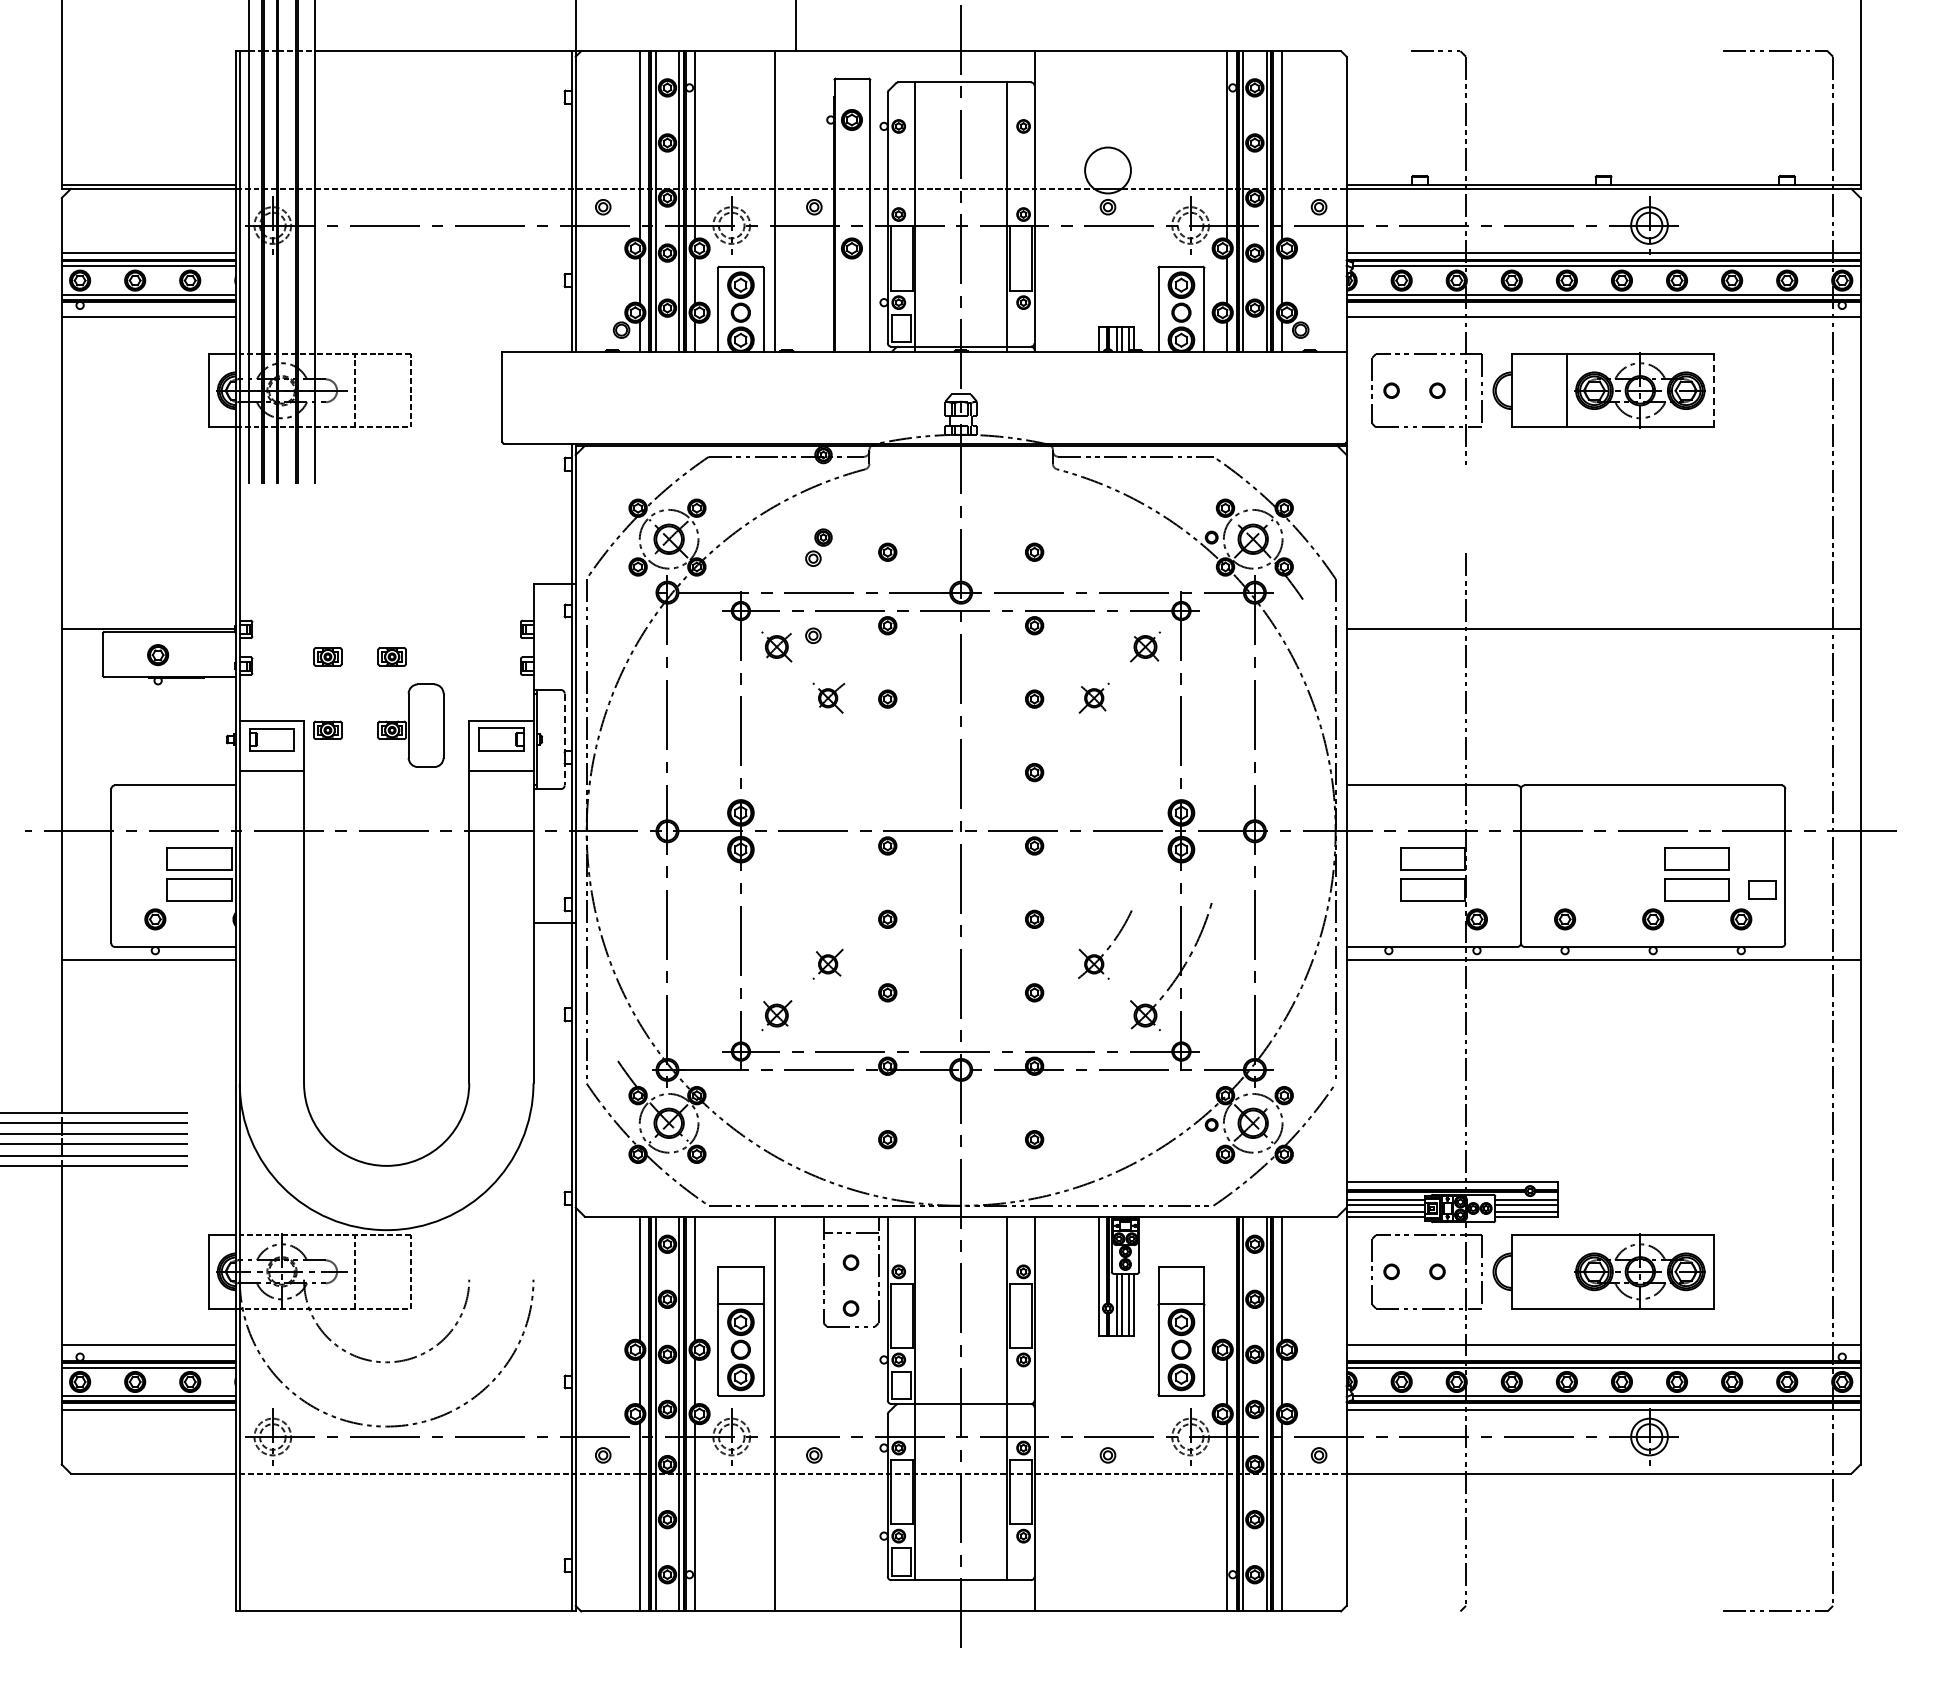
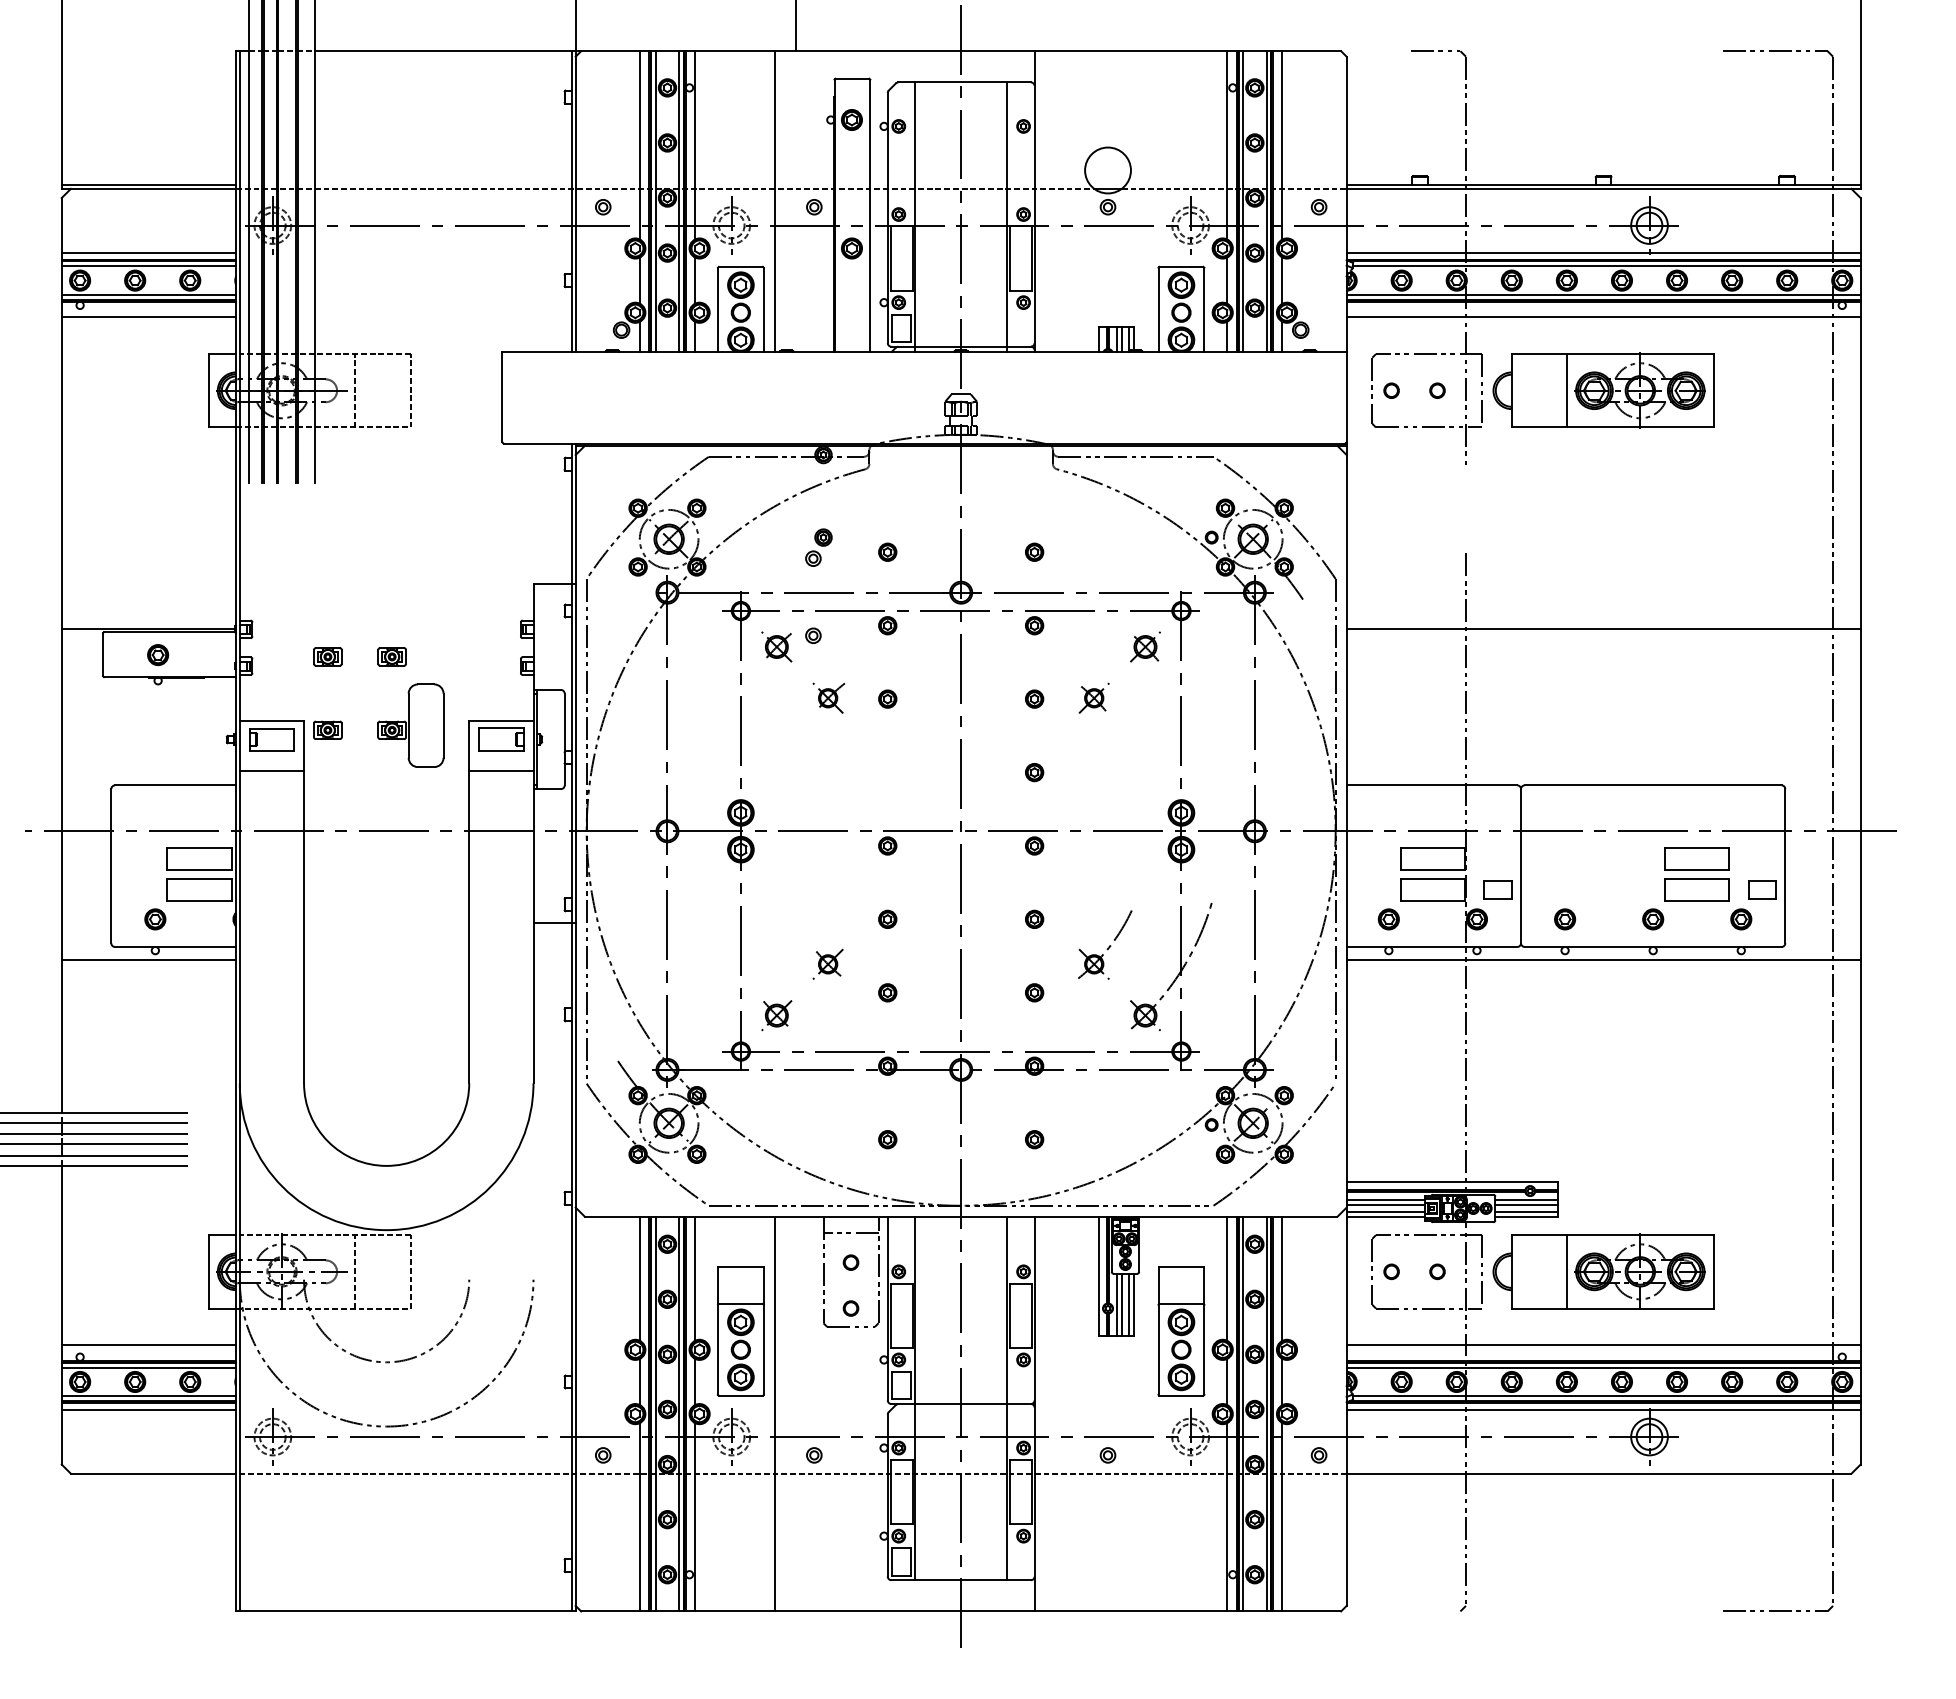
line: dashed -> solid (1713, 390)
line: dashed -> solid (564, 739)
part: none -> present (1497, 889)
part: none -> present (1388, 919)
line: none -> present (1566, 1271)
line: none -> present (1227, 1278)
